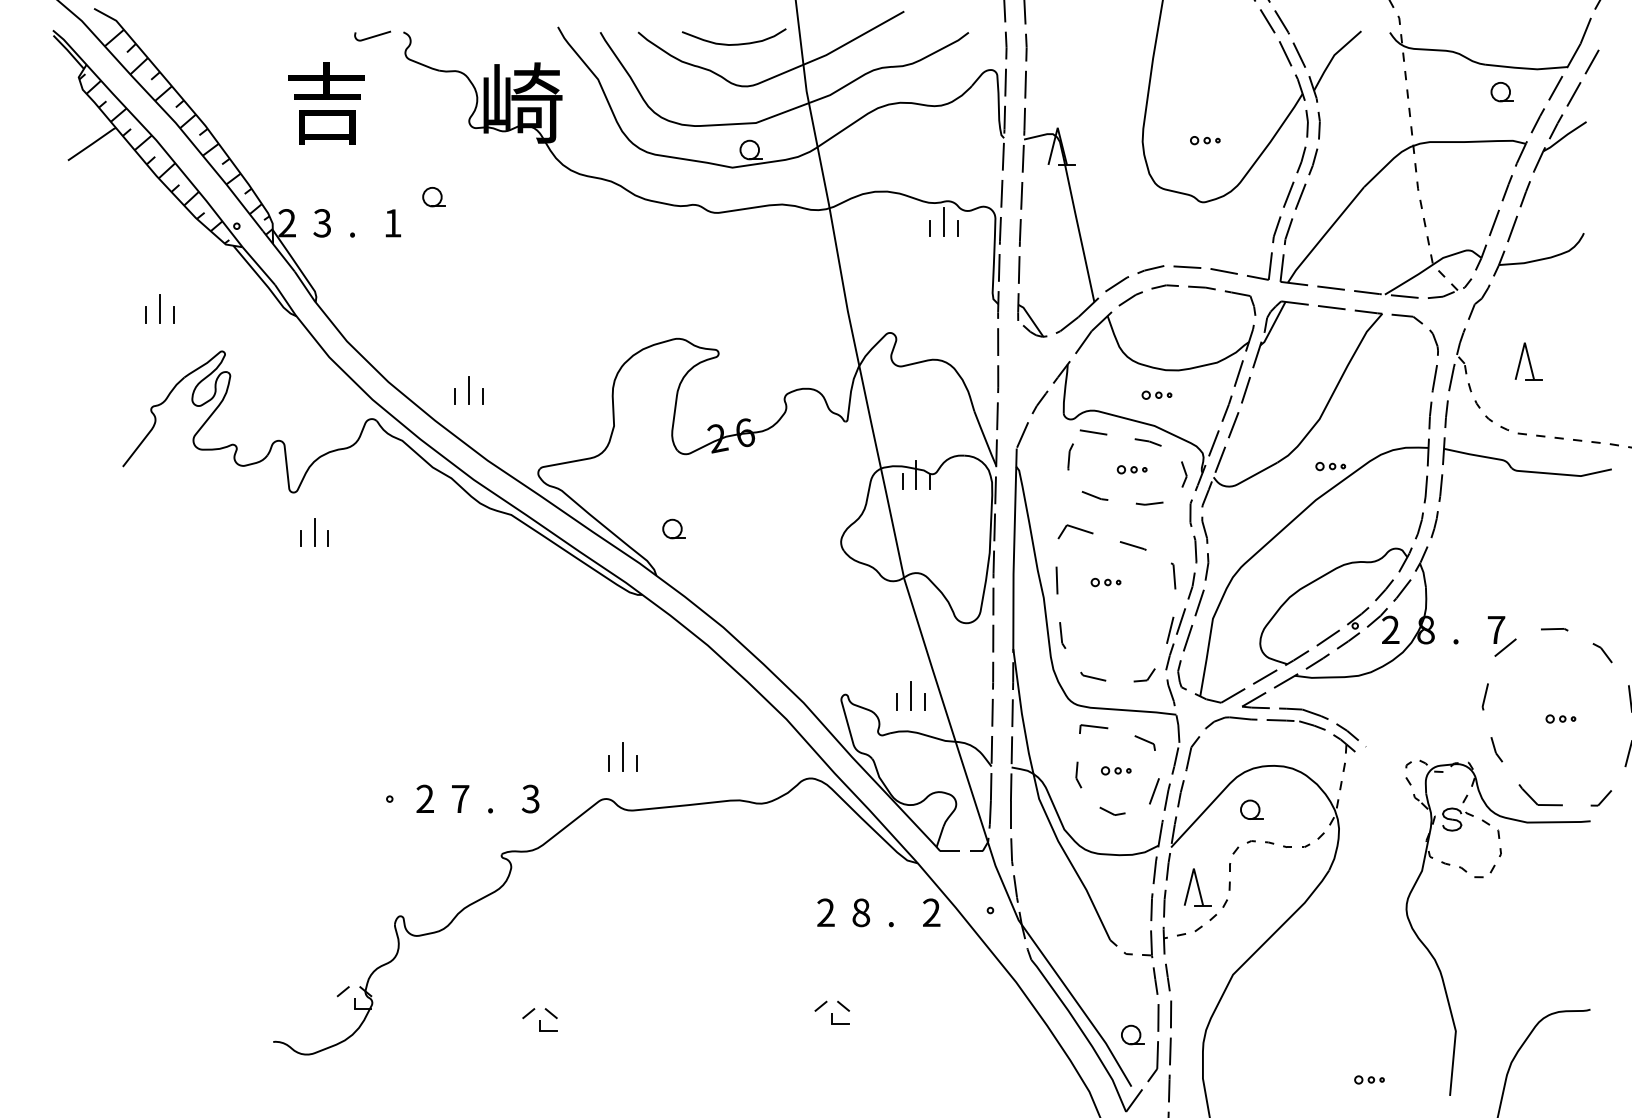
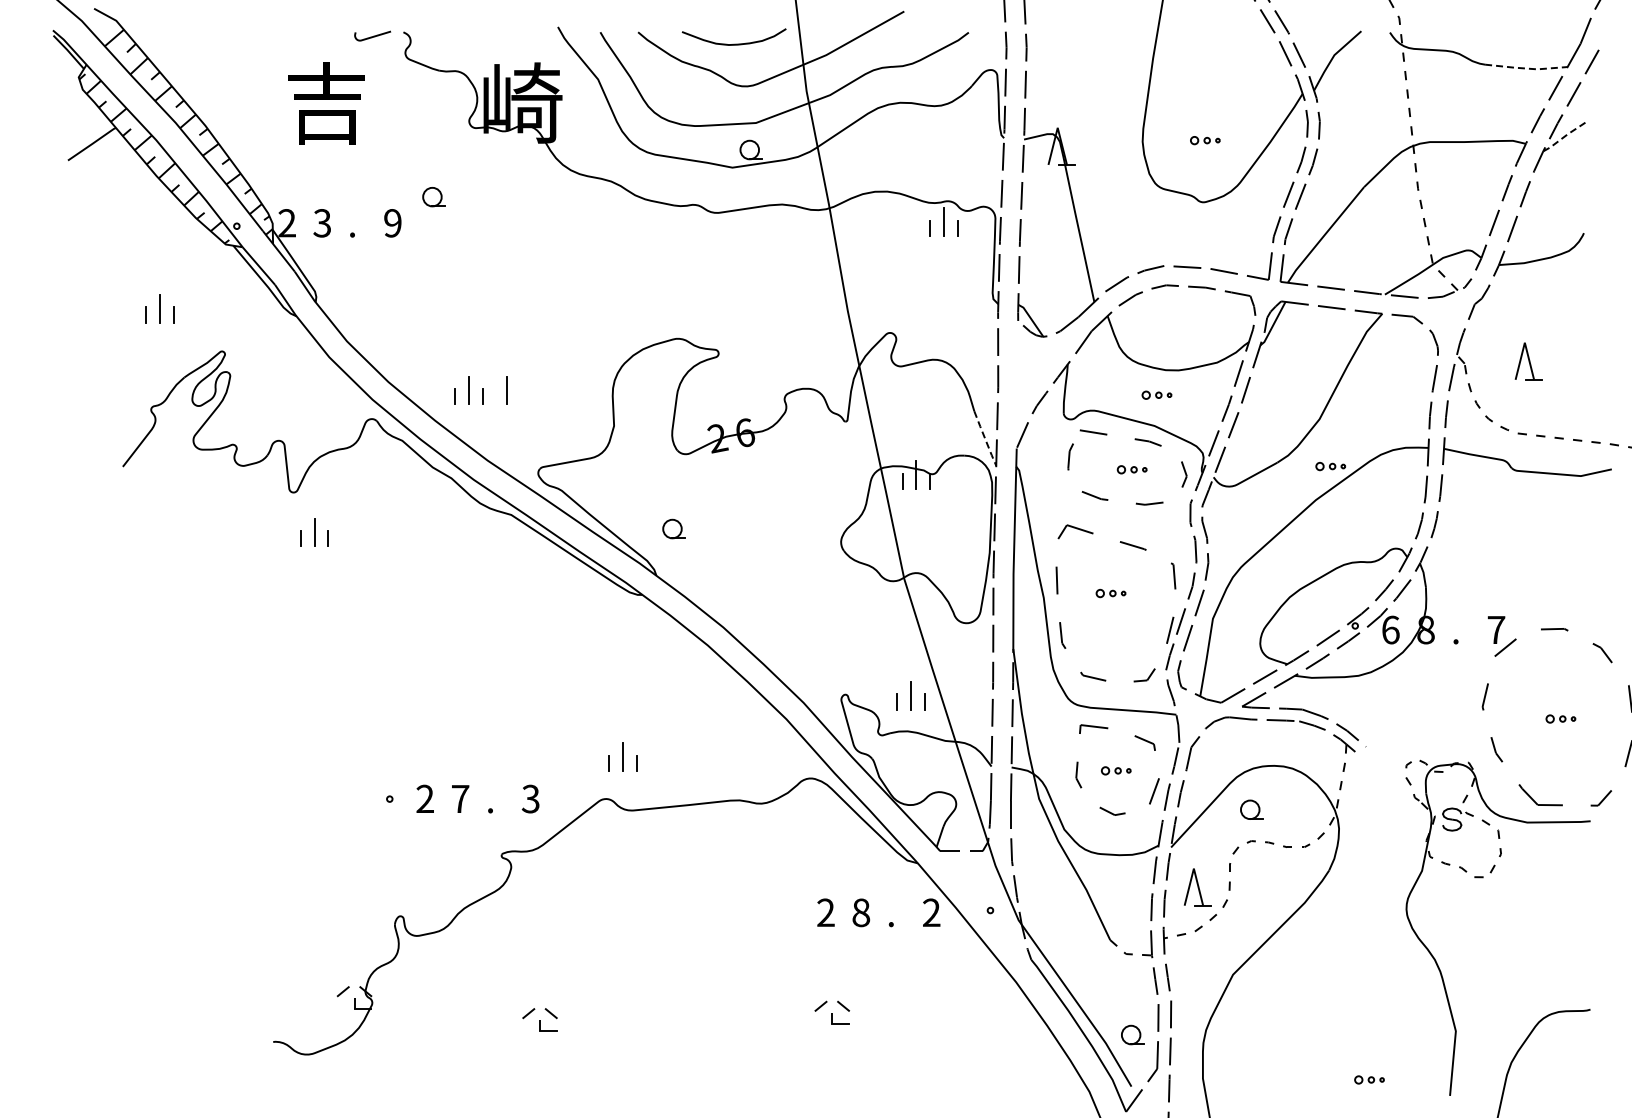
line: solid -> dashed (1526, 68)
part: present -> none (1501, 92)
line: solid -> dashed (1564, 136)
text: 1 -> 9 (392, 223)
line: none -> present (506, 390)
line: solid -> dashed (985, 438)
part position: (1105, 582) -> (1110, 593) (1110, 593)
text: 2 -> 6 (1390, 629)
